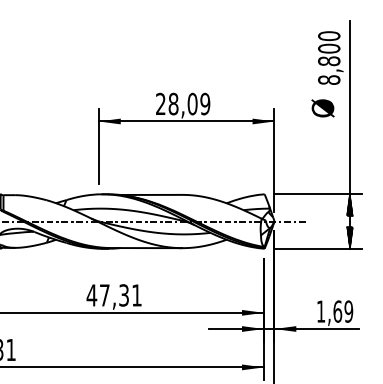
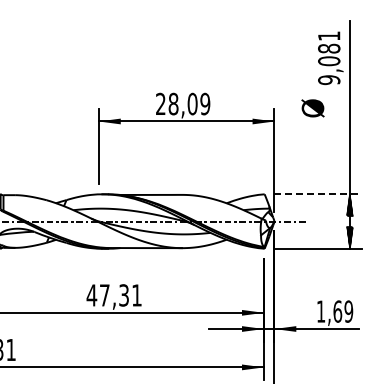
text: 8,800 -> 9,081 (329, 58)
text position: (322, 108) -> (312, 108) (312, 108)
line: solid -> dashed (318, 194)
